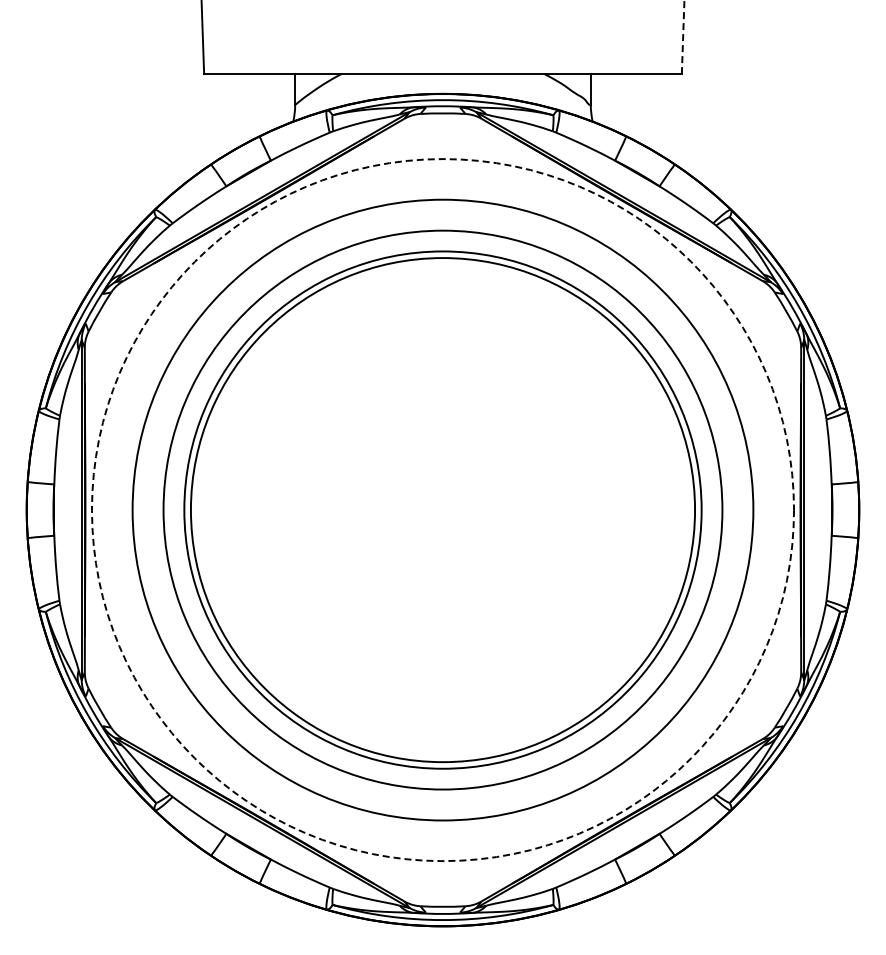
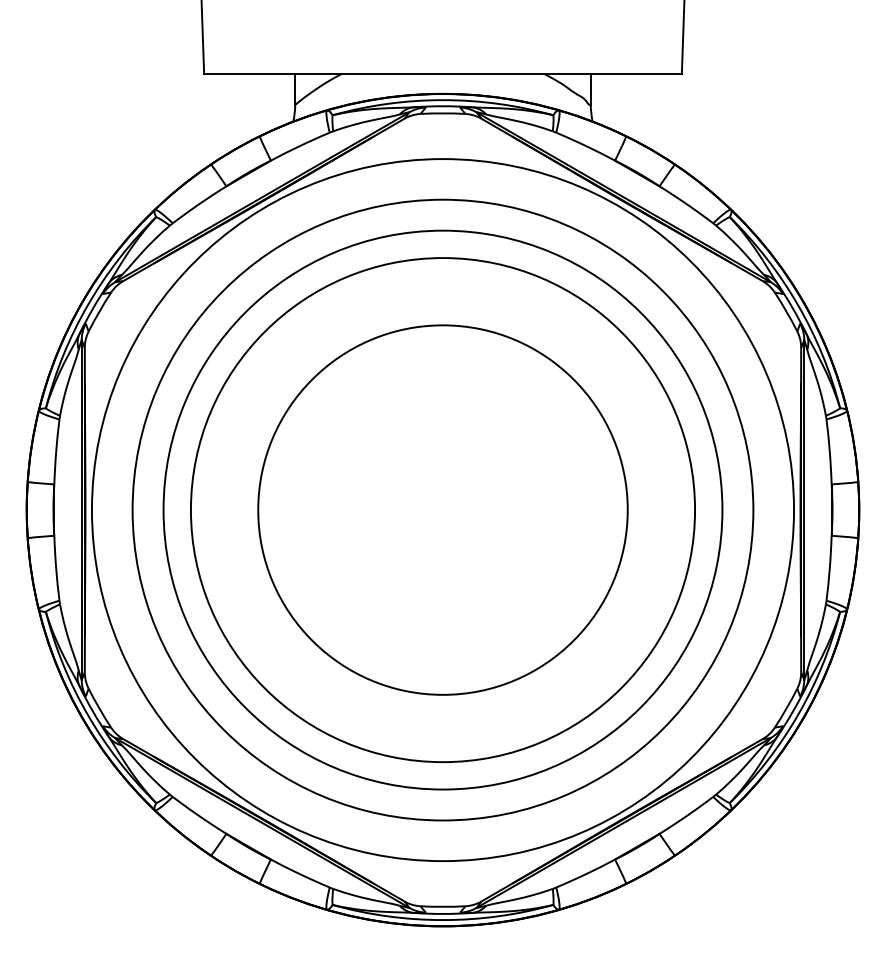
line: dashed -> solid (683, 37)
circle diameter: 517 px -> 370 px (442, 509)
circle: dashed -> solid (442, 510)
